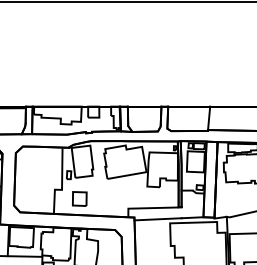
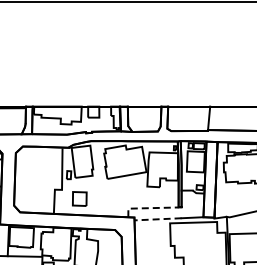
line: solid -> dashed (149, 208)
line: solid -> dashed (158, 219)
